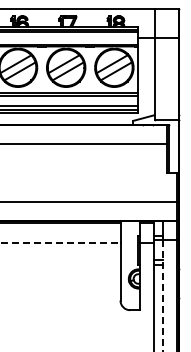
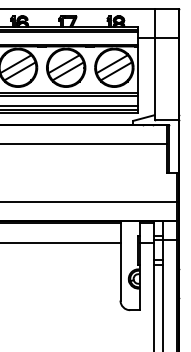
line: dashed -> solid (60, 242)
line: dashed -> solid (162, 296)
